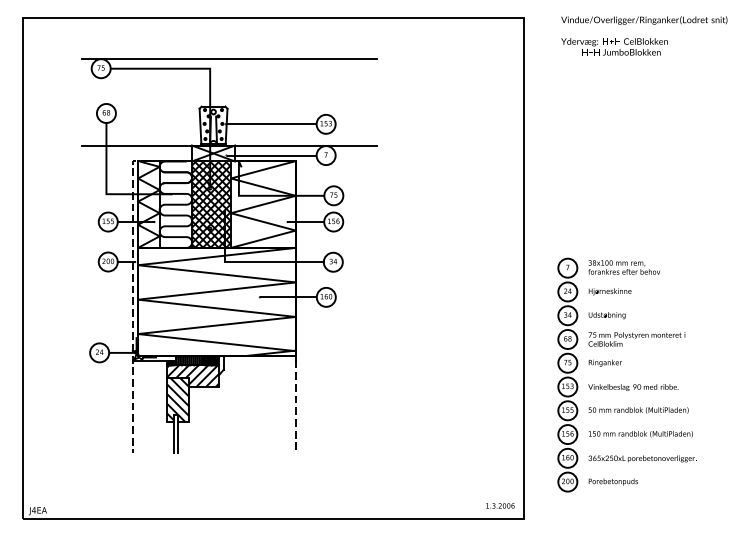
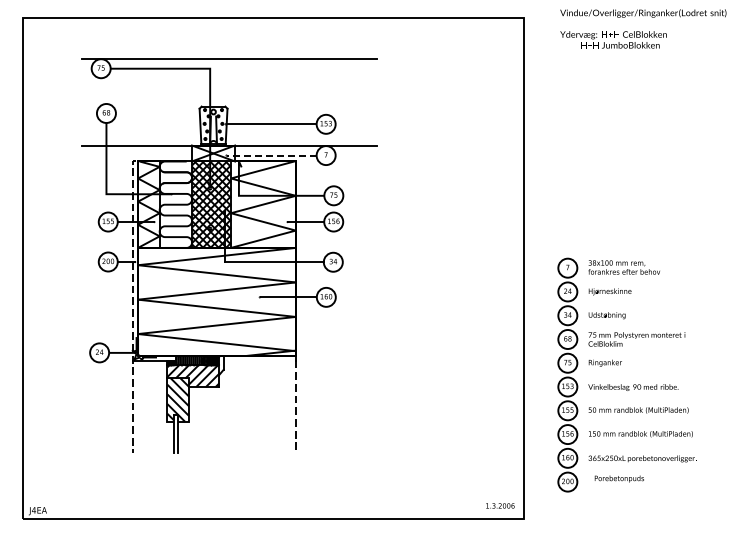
text position: (644, 35) -> (643, 28) (643, 28)
line: solid -> dashed (271, 155)
text position: (612, 481) -> (618, 478) (618, 478)
